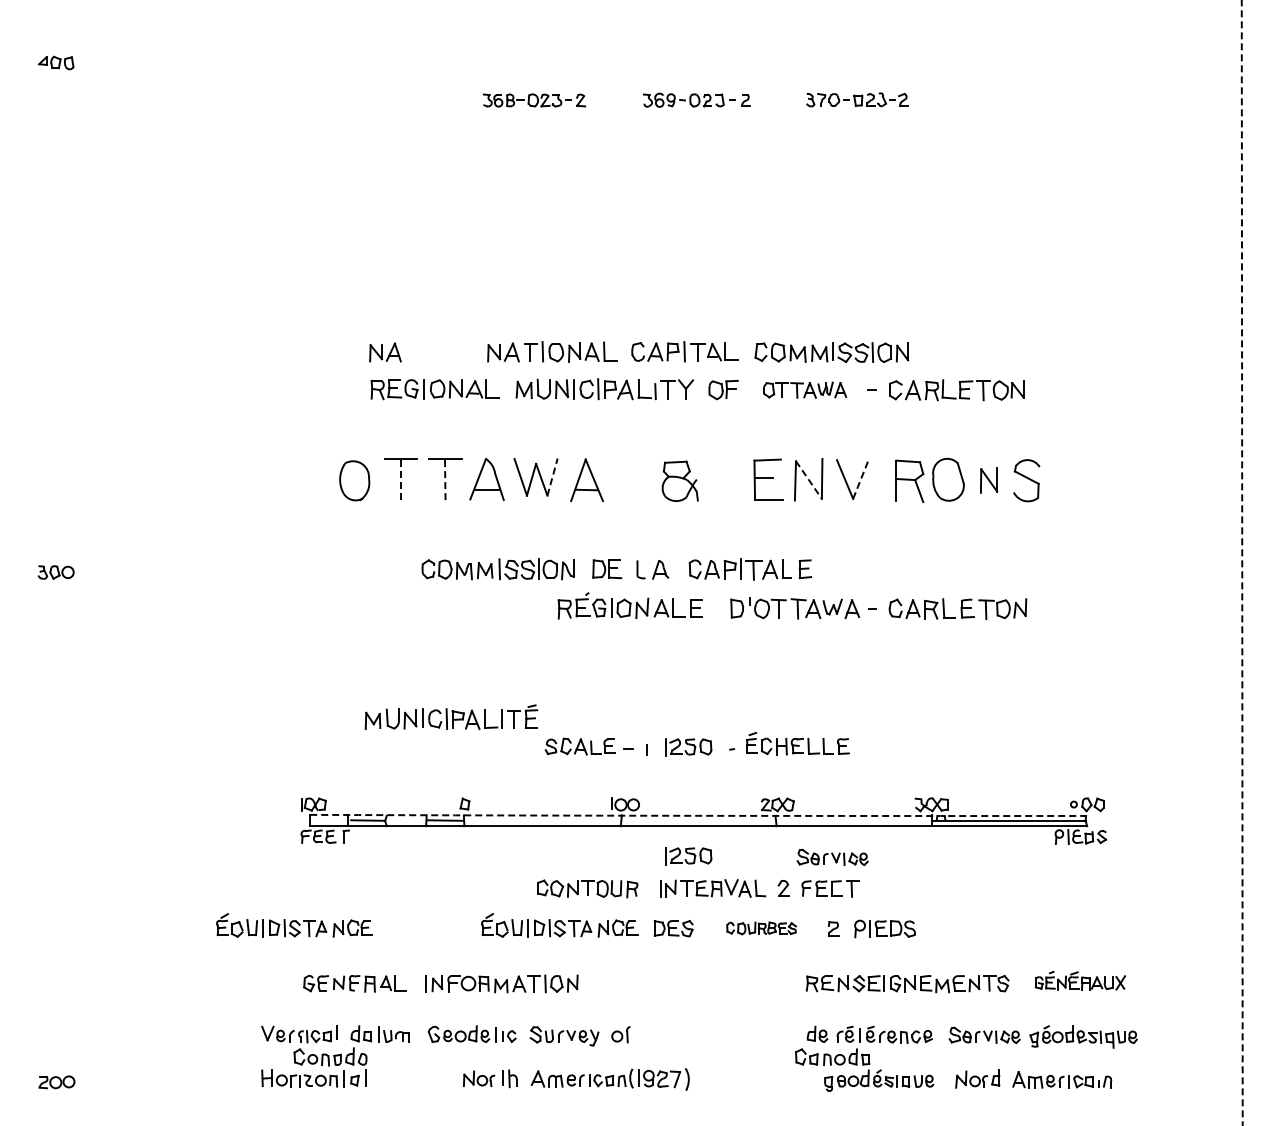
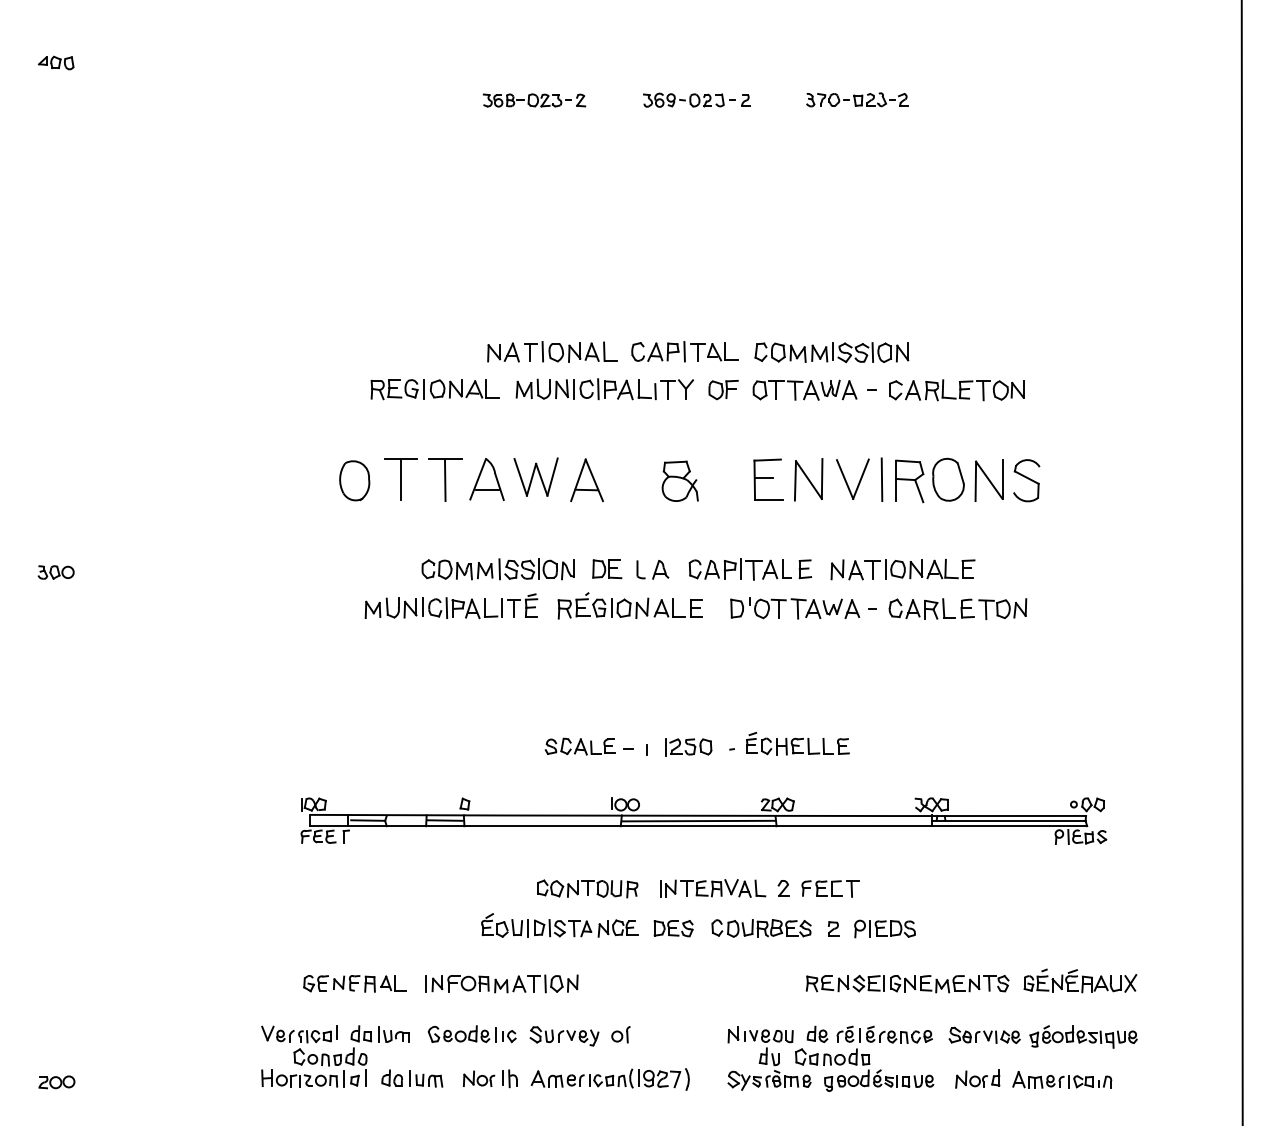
part: present -> none (385, 352)
part size: 85x18 px -> 106x22 px (804, 389)
line: dashed -> solid (552, 476)
line: dashed -> solid (861, 478)
line: none -> present (881, 479)
line: dashed -> solid (401, 480)
line: dashed -> solid (808, 480)
part size: 19x27 px -> 30x43 px (988, 480)
line: dashed -> solid (445, 481)
line: dashed -> solid (1242, 563)
part: none -> present (902, 569)
part position: (451, 717) -> (451, 606) (451, 606)
arc: dashed -> solid (698, 815)
line: none -> present (698, 820)
part: present -> none (688, 856)
part: present -> none (832, 856)
part: present -> none (294, 925)
part size: 71x15 px -> 101x19 px (761, 928)
part size: 92x20 px -> 115x26 px (1080, 980)
part: none -> present (769, 1058)
part: none -> present (412, 1078)
